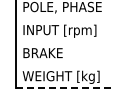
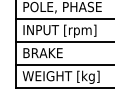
line: none -> present (63, 18)
line: none -> present (63, 41)
line: none -> present (63, 64)
line: dashed -> solid (65, 87)
